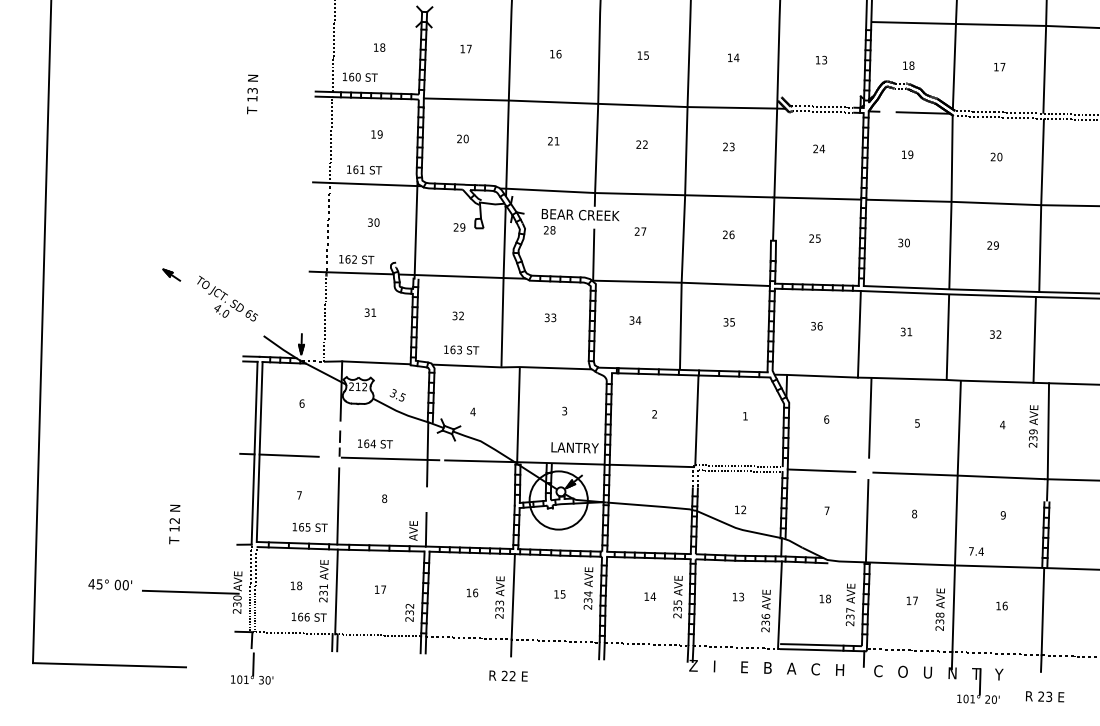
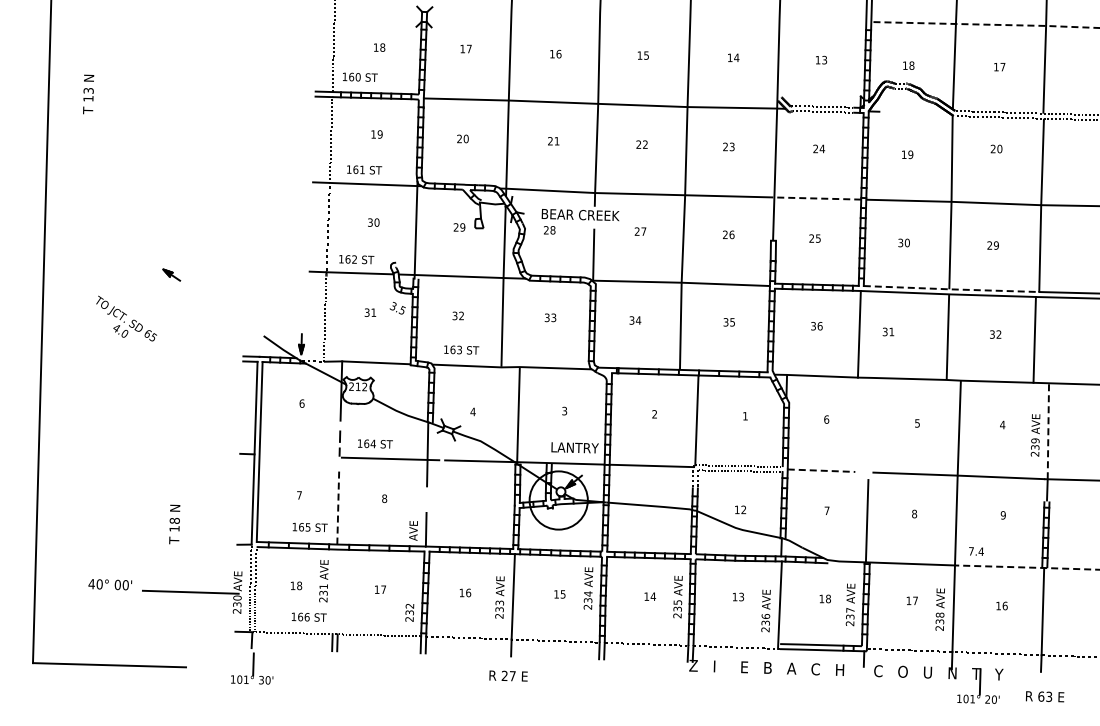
line: solid -> dashed (985, 24)
text position: (252, 94) -> (88, 94) (88, 94)
line: present -> none (923, 112)
text position: (996, 156) -> (996, 148) (996, 148)
line: solid -> dashed (817, 198)
line: solid -> dashed (951, 289)
text position: (227, 298) -> (126, 318) (126, 318)
text position: (906, 331) -> (888, 331) (888, 331)
text position: (397, 395) -> (397, 308) (397, 308)
line: present -> none (870, 417)
text position: (1033, 426) -> (1035, 435) (1035, 435)
line: solid -> dashed (1048, 431)
line: present -> none (288, 455)
line: solid -> dashed (821, 470)
line: solid -> dashed (338, 505)
text: 12 -> 18 (174, 520)
line: solid -> dashed (1027, 567)
text: 45° -> 40° (99, 584)
line: present -> none (336, 591)
text position: (472, 592) -> (465, 592) (465, 592)
text: 22 -> 27 (512, 676)
text: 23 -> 63 (1041, 696)
